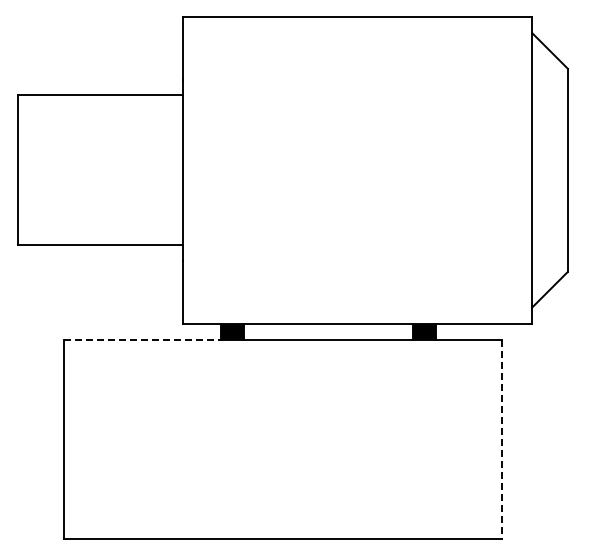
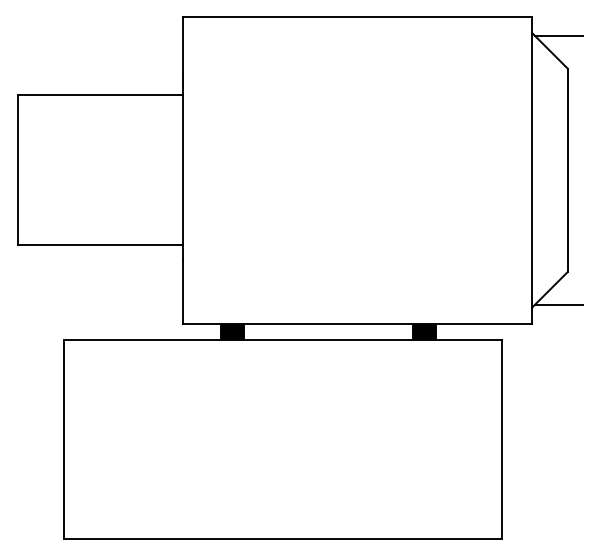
line: none -> present (558, 35)
line: none -> present (558, 304)
line: dashed -> solid (143, 339)
line: dashed -> solid (501, 439)
